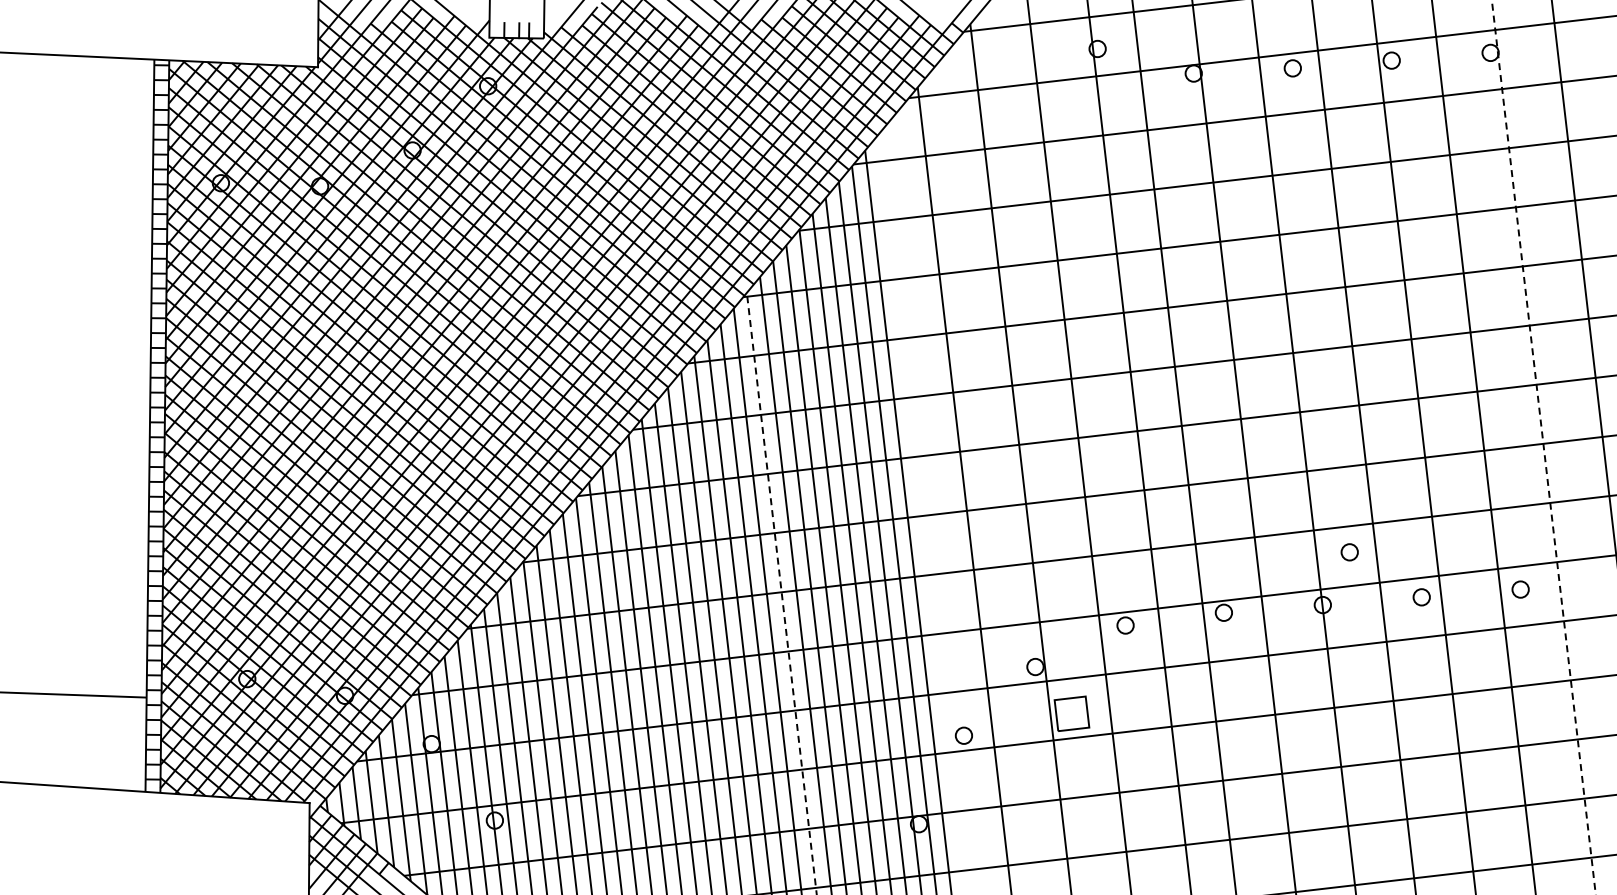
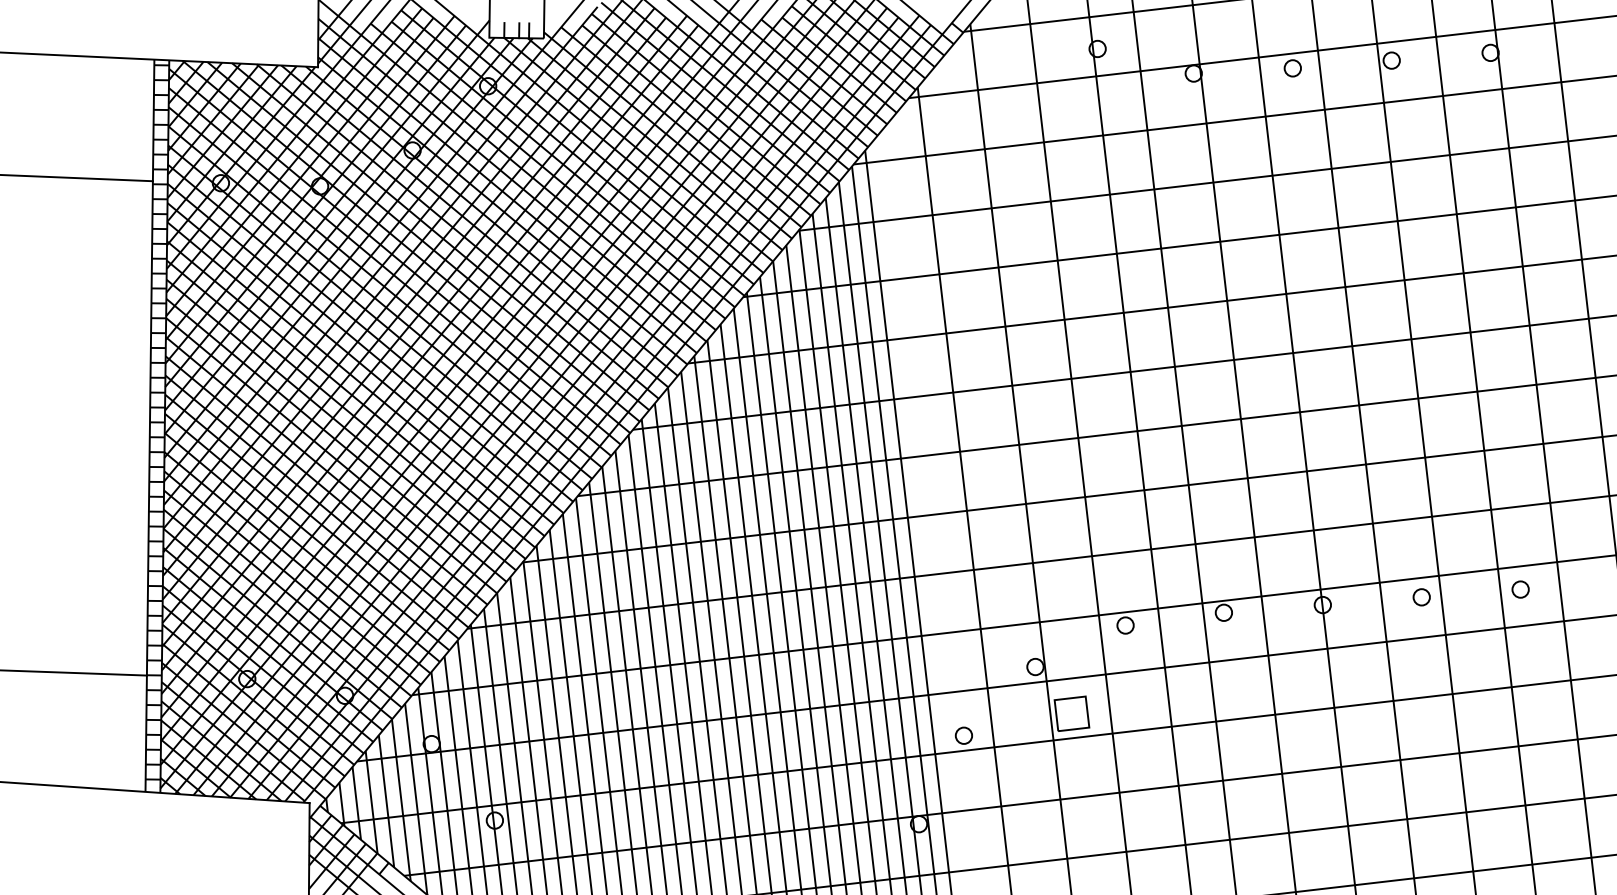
line: none -> present (77, 178)
line: dashed -> solid (1543, 447)
circle: present -> none (1349, 552)
line: dashed -> solid (781, 593)
line position: (73, 694) -> (74, 672) (74, 672)
